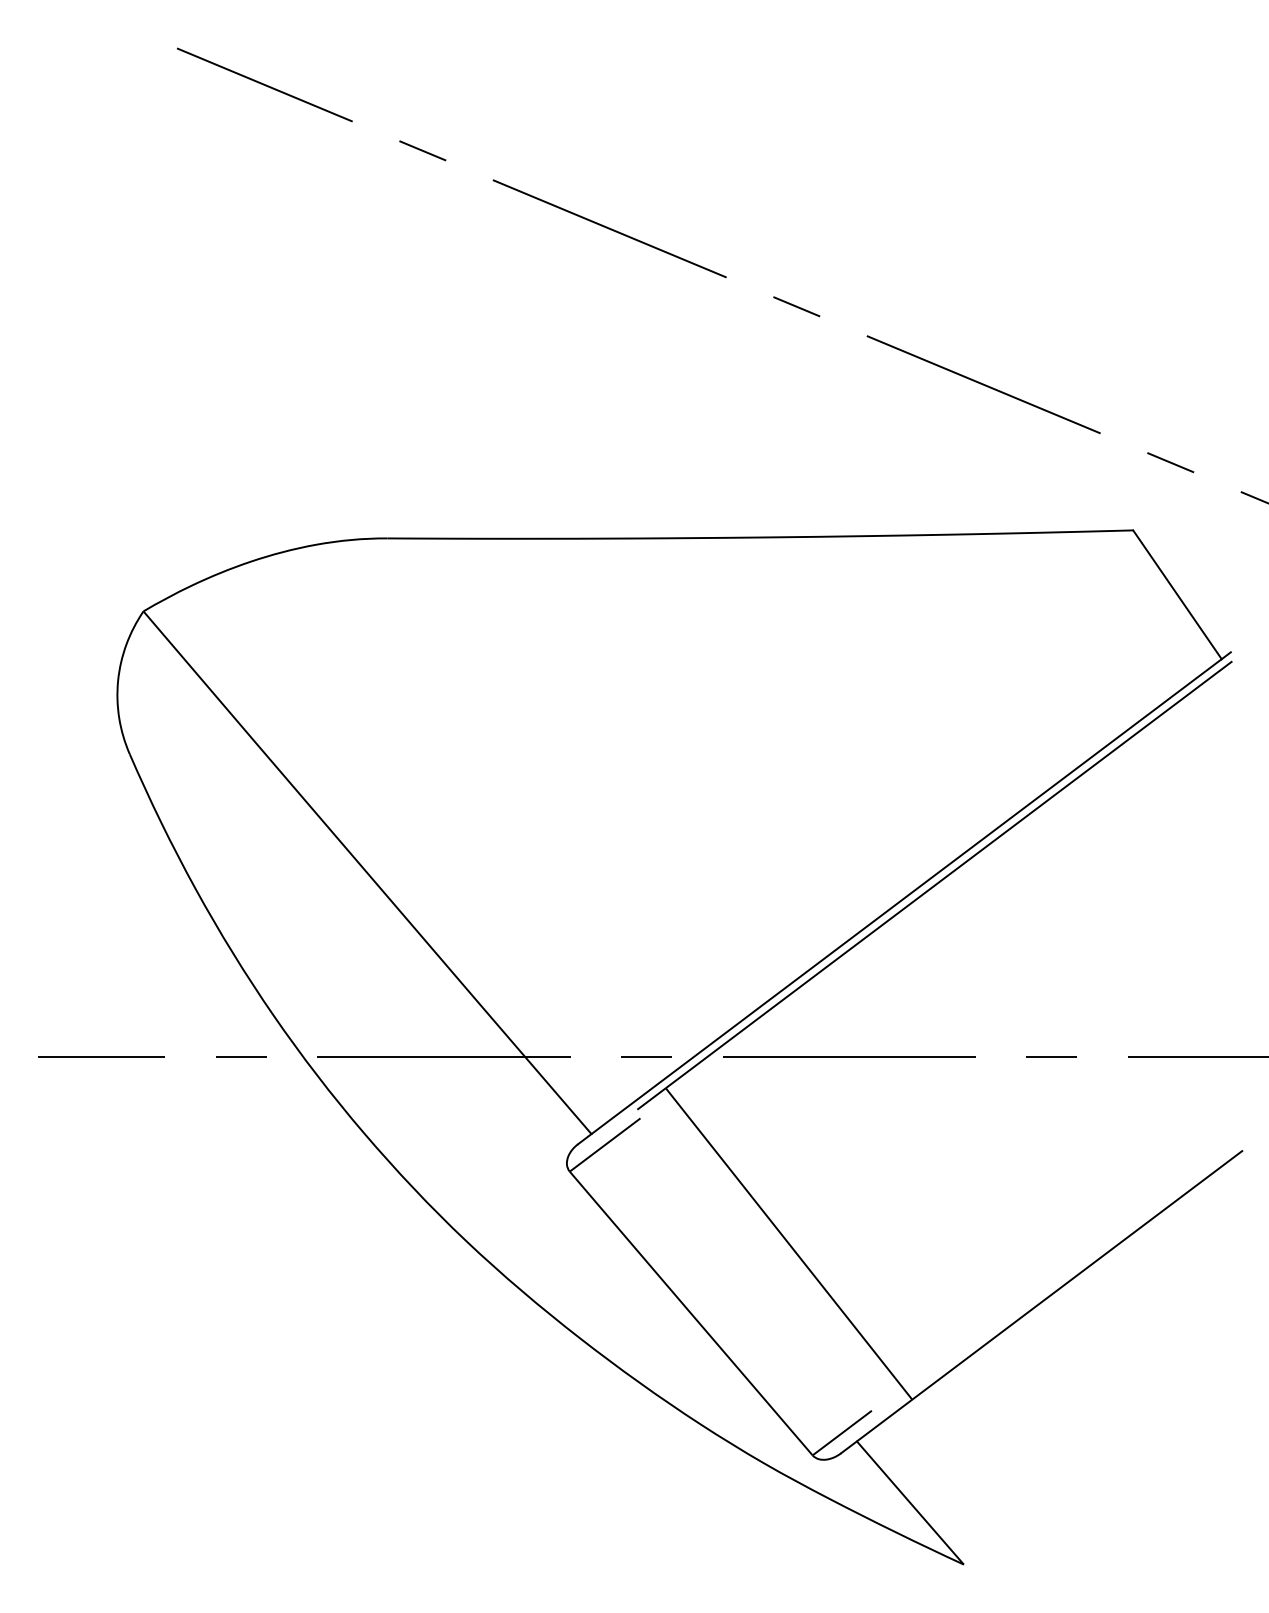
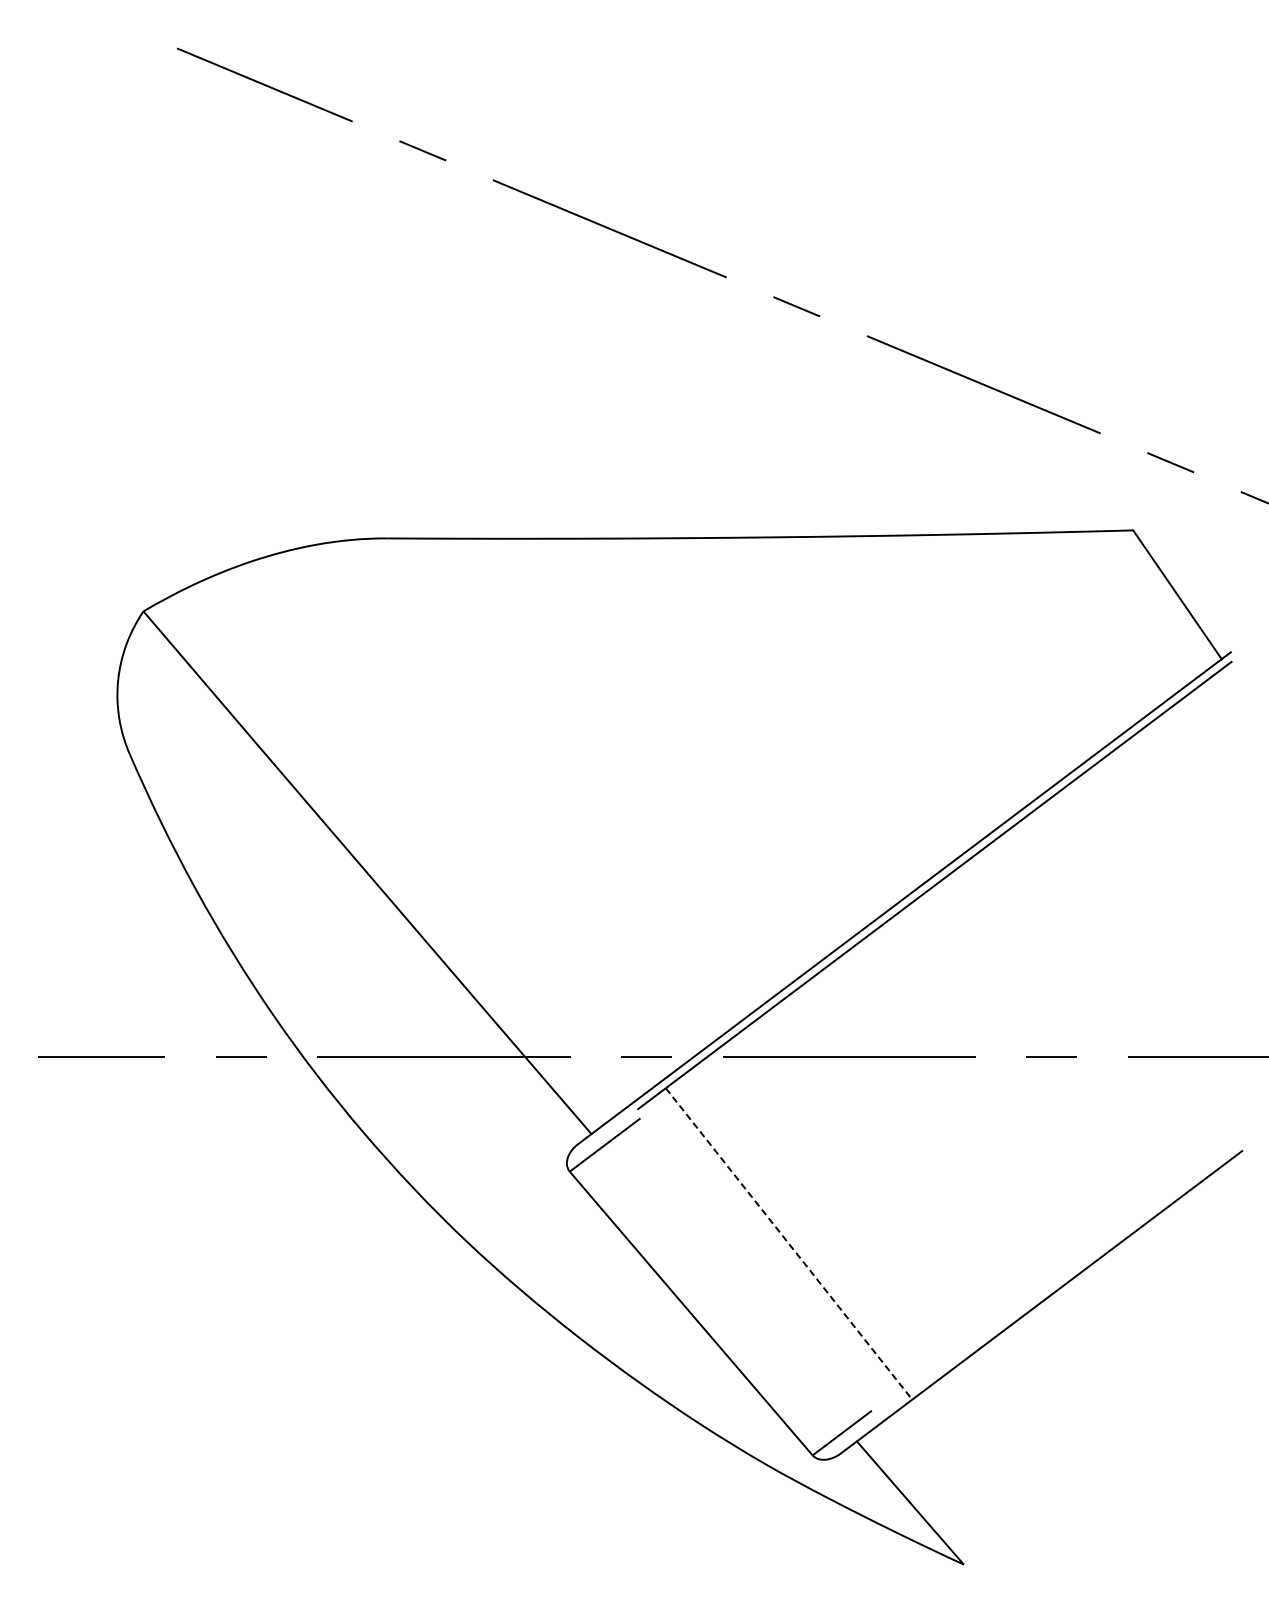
line: solid -> dashed (789, 1244)
